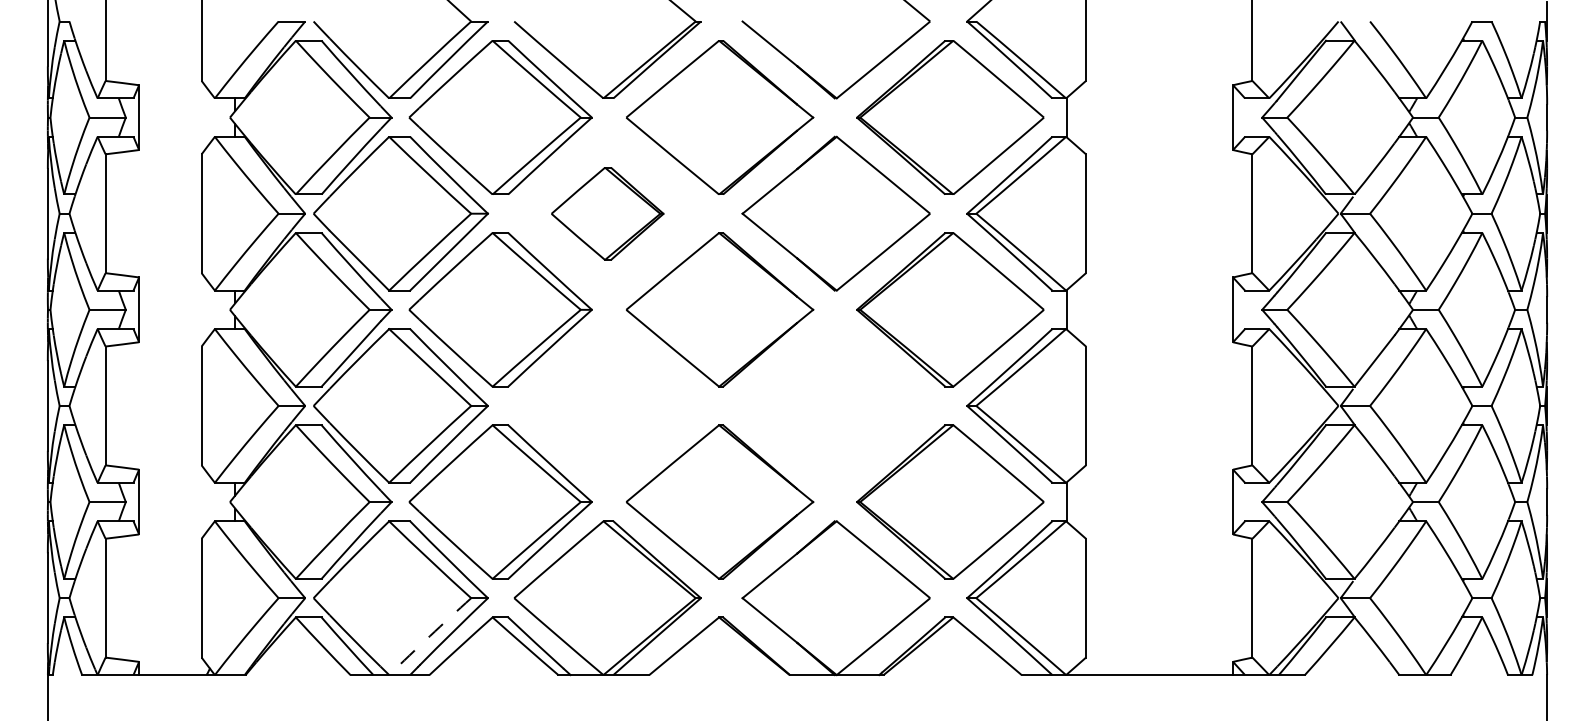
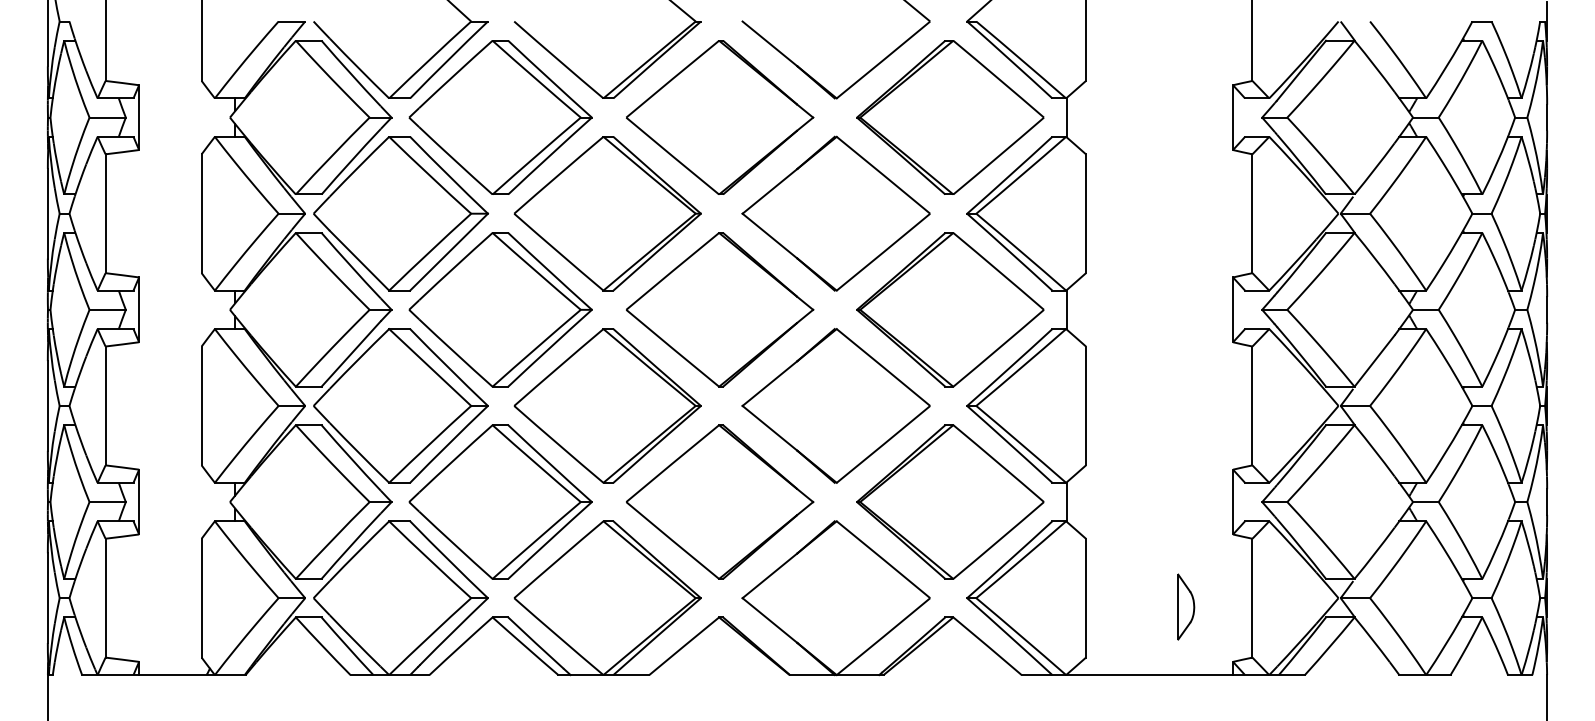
part size: 114x94 px -> 189x156 px (607, 213)
part: none -> present (607, 405)
part: none -> present (835, 405)
part: none -> present (1186, 606)
arc: dashed -> solid (429, 636)
